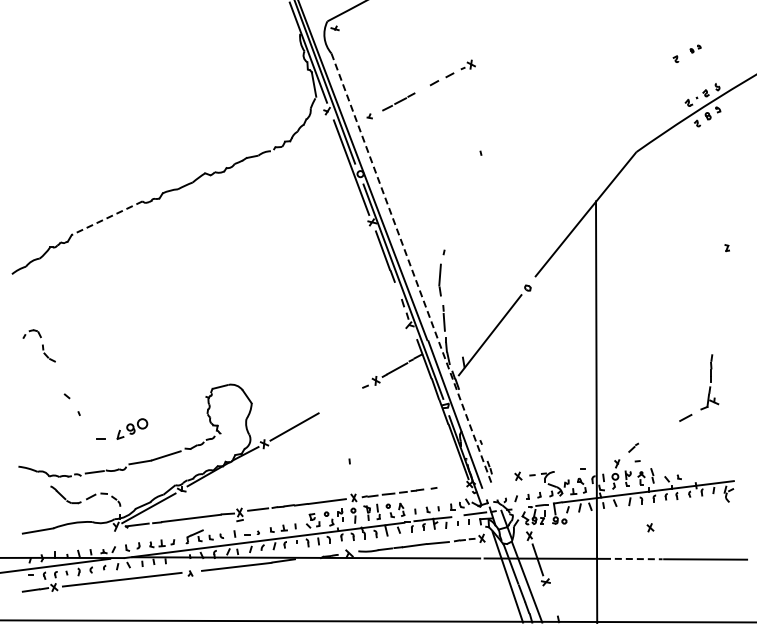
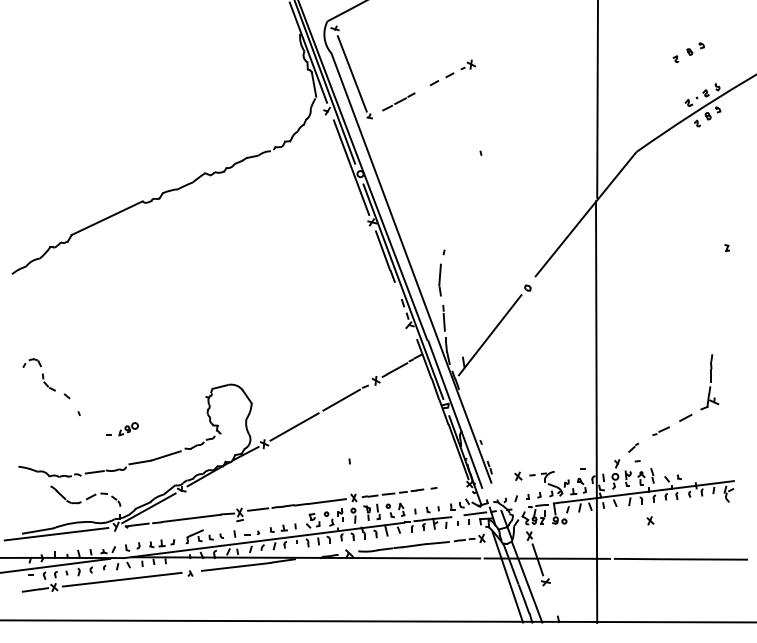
part size: 13x10 px -> 19x14 px (695, 48)
line: none -> present (351, 73)
line: none -> present (597, 99)
line: dashed -> solid (106, 218)
line: dashed -> solid (411, 268)
part position: (38, 345) -> (38, 374) (38, 374)
line: none -> present (341, 399)
part size: 53x22 px -> 33x15 px (122, 429)
part: none -> present (660, 430)
part position: (650, 527) -> (650, 520) (650, 520)
line: none -> present (56, 534)
line: dashed -> solid (638, 559)
